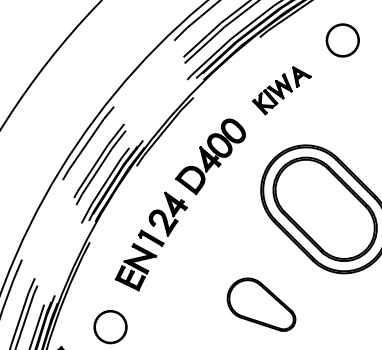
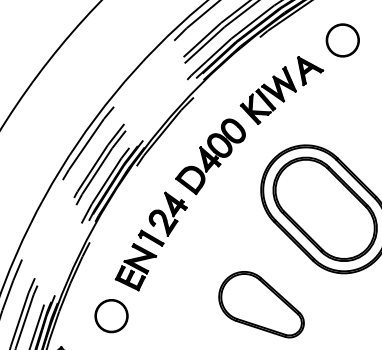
part size: 60x50 px -> 86x70 px (281, 90)
part size: 71x55 px -> 87x68 px (261, 304)
circle position: (110, 327) -> (111, 316) (111, 316)
